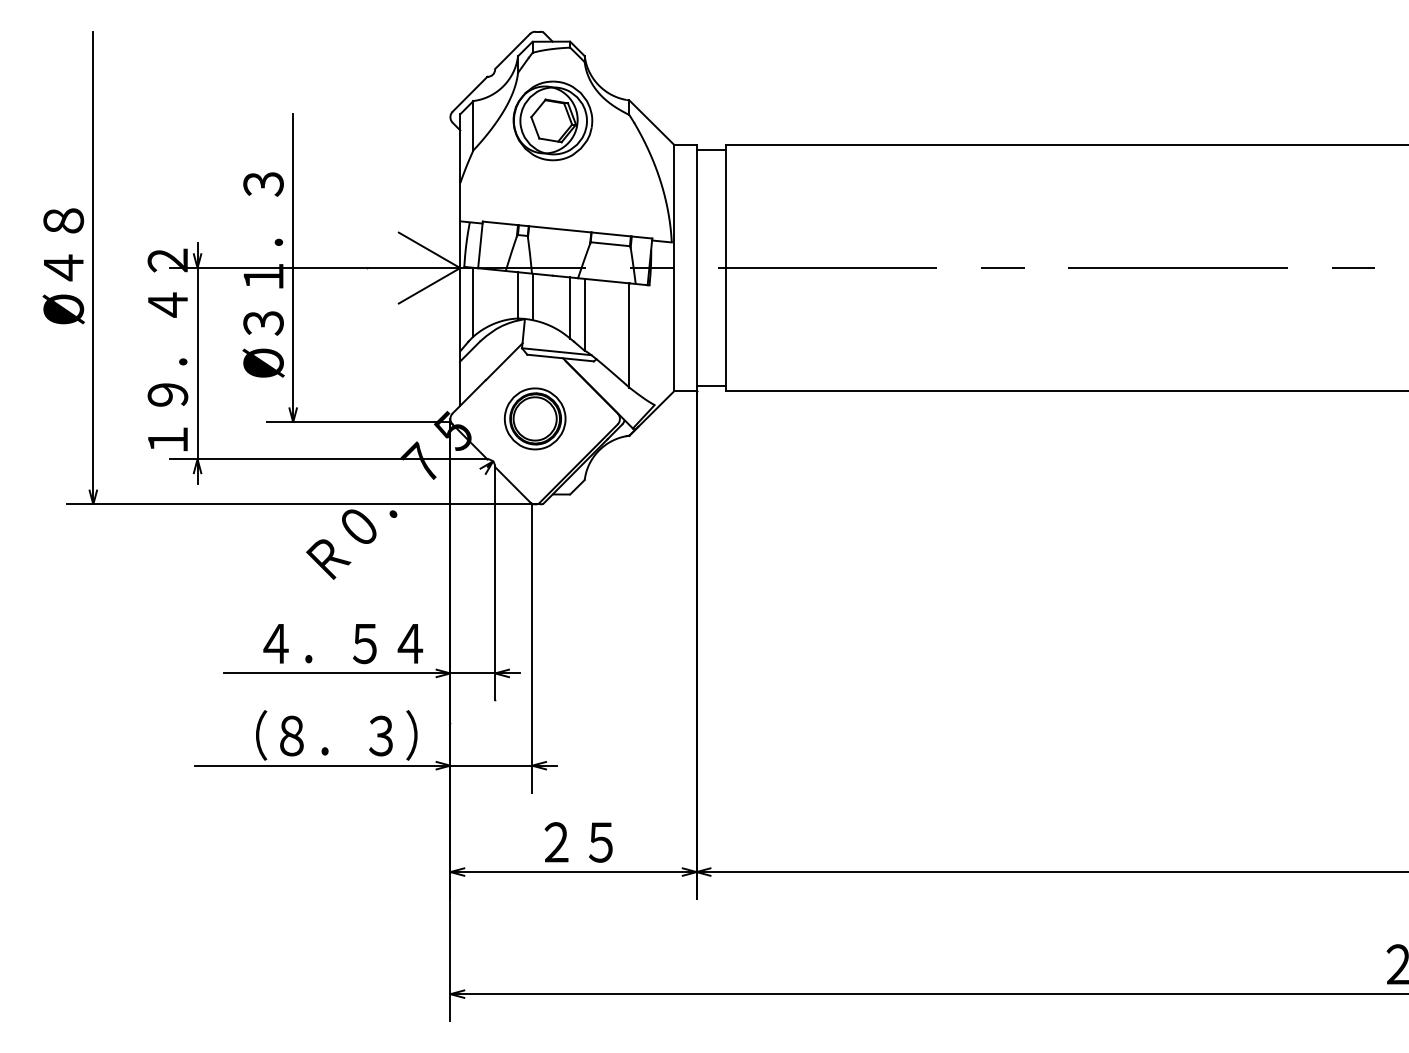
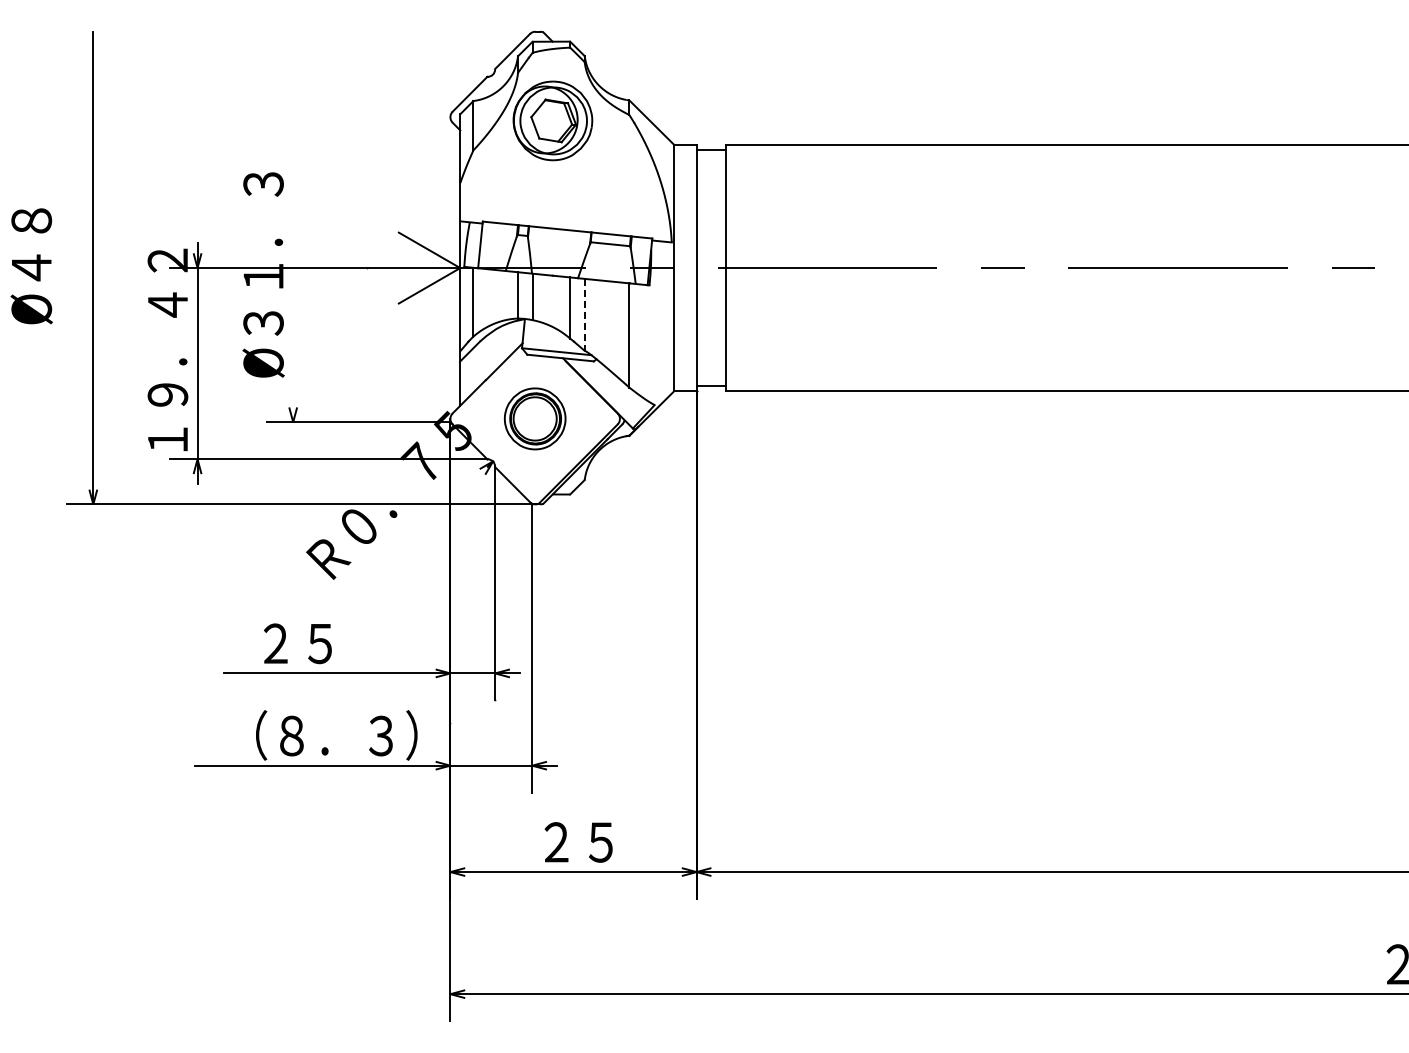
text position: (63, 266) -> (31, 266) (31, 266)
line: present -> none (293, 267)
line: solid -> dashed (584, 314)
text: ４．５４ -> ２５ (343, 643)
